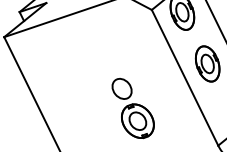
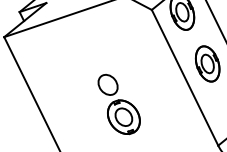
part position: (132, 108) -> (118, 104) (118, 104)
